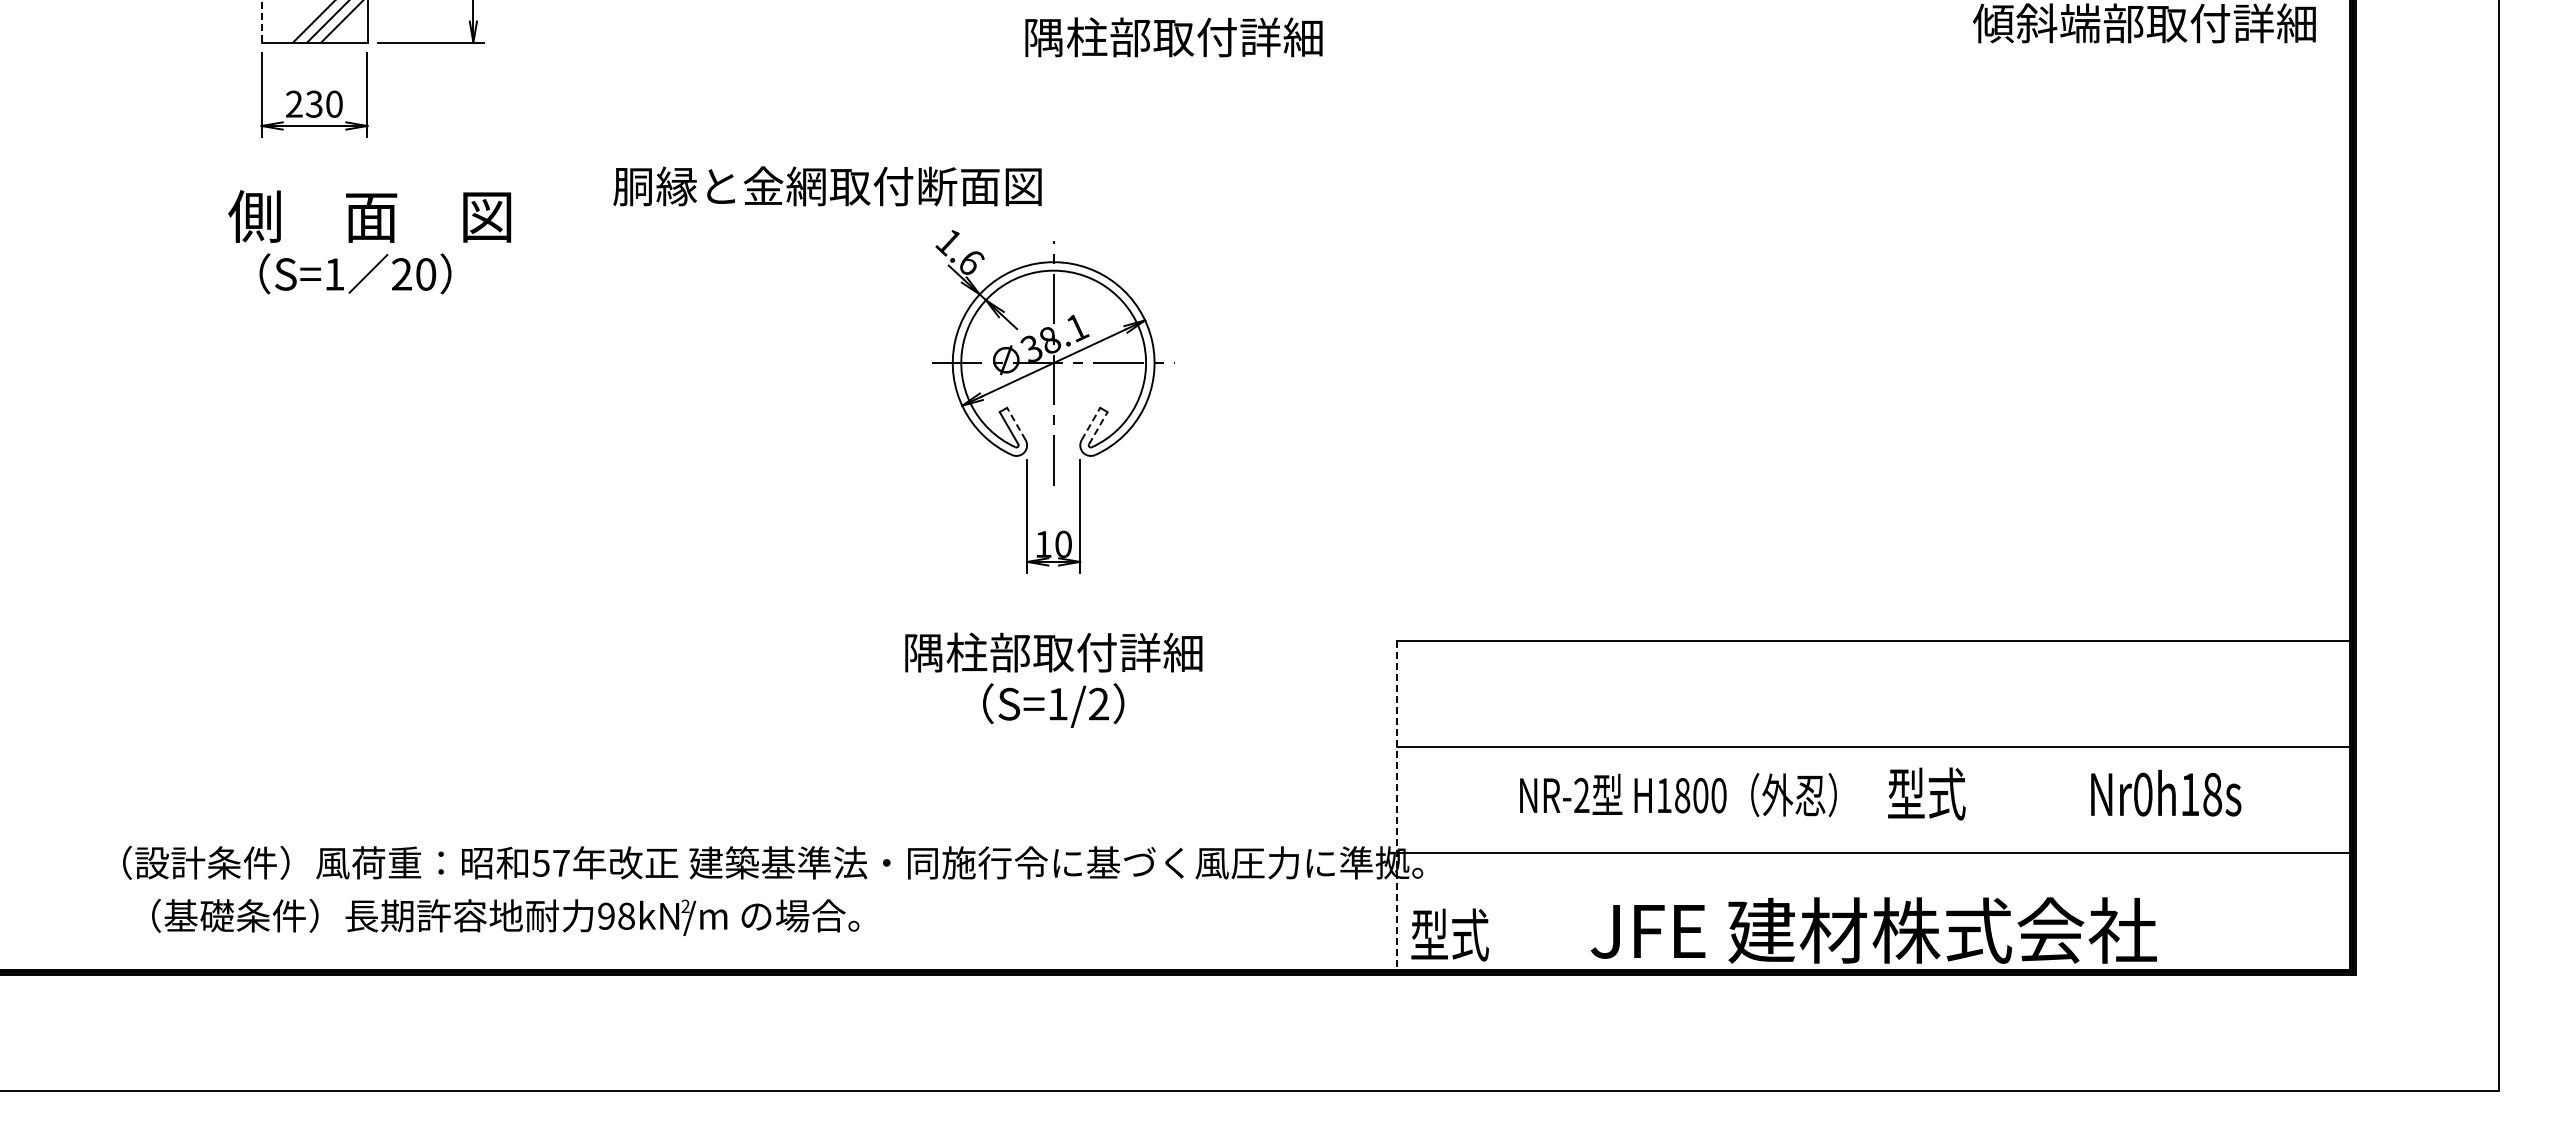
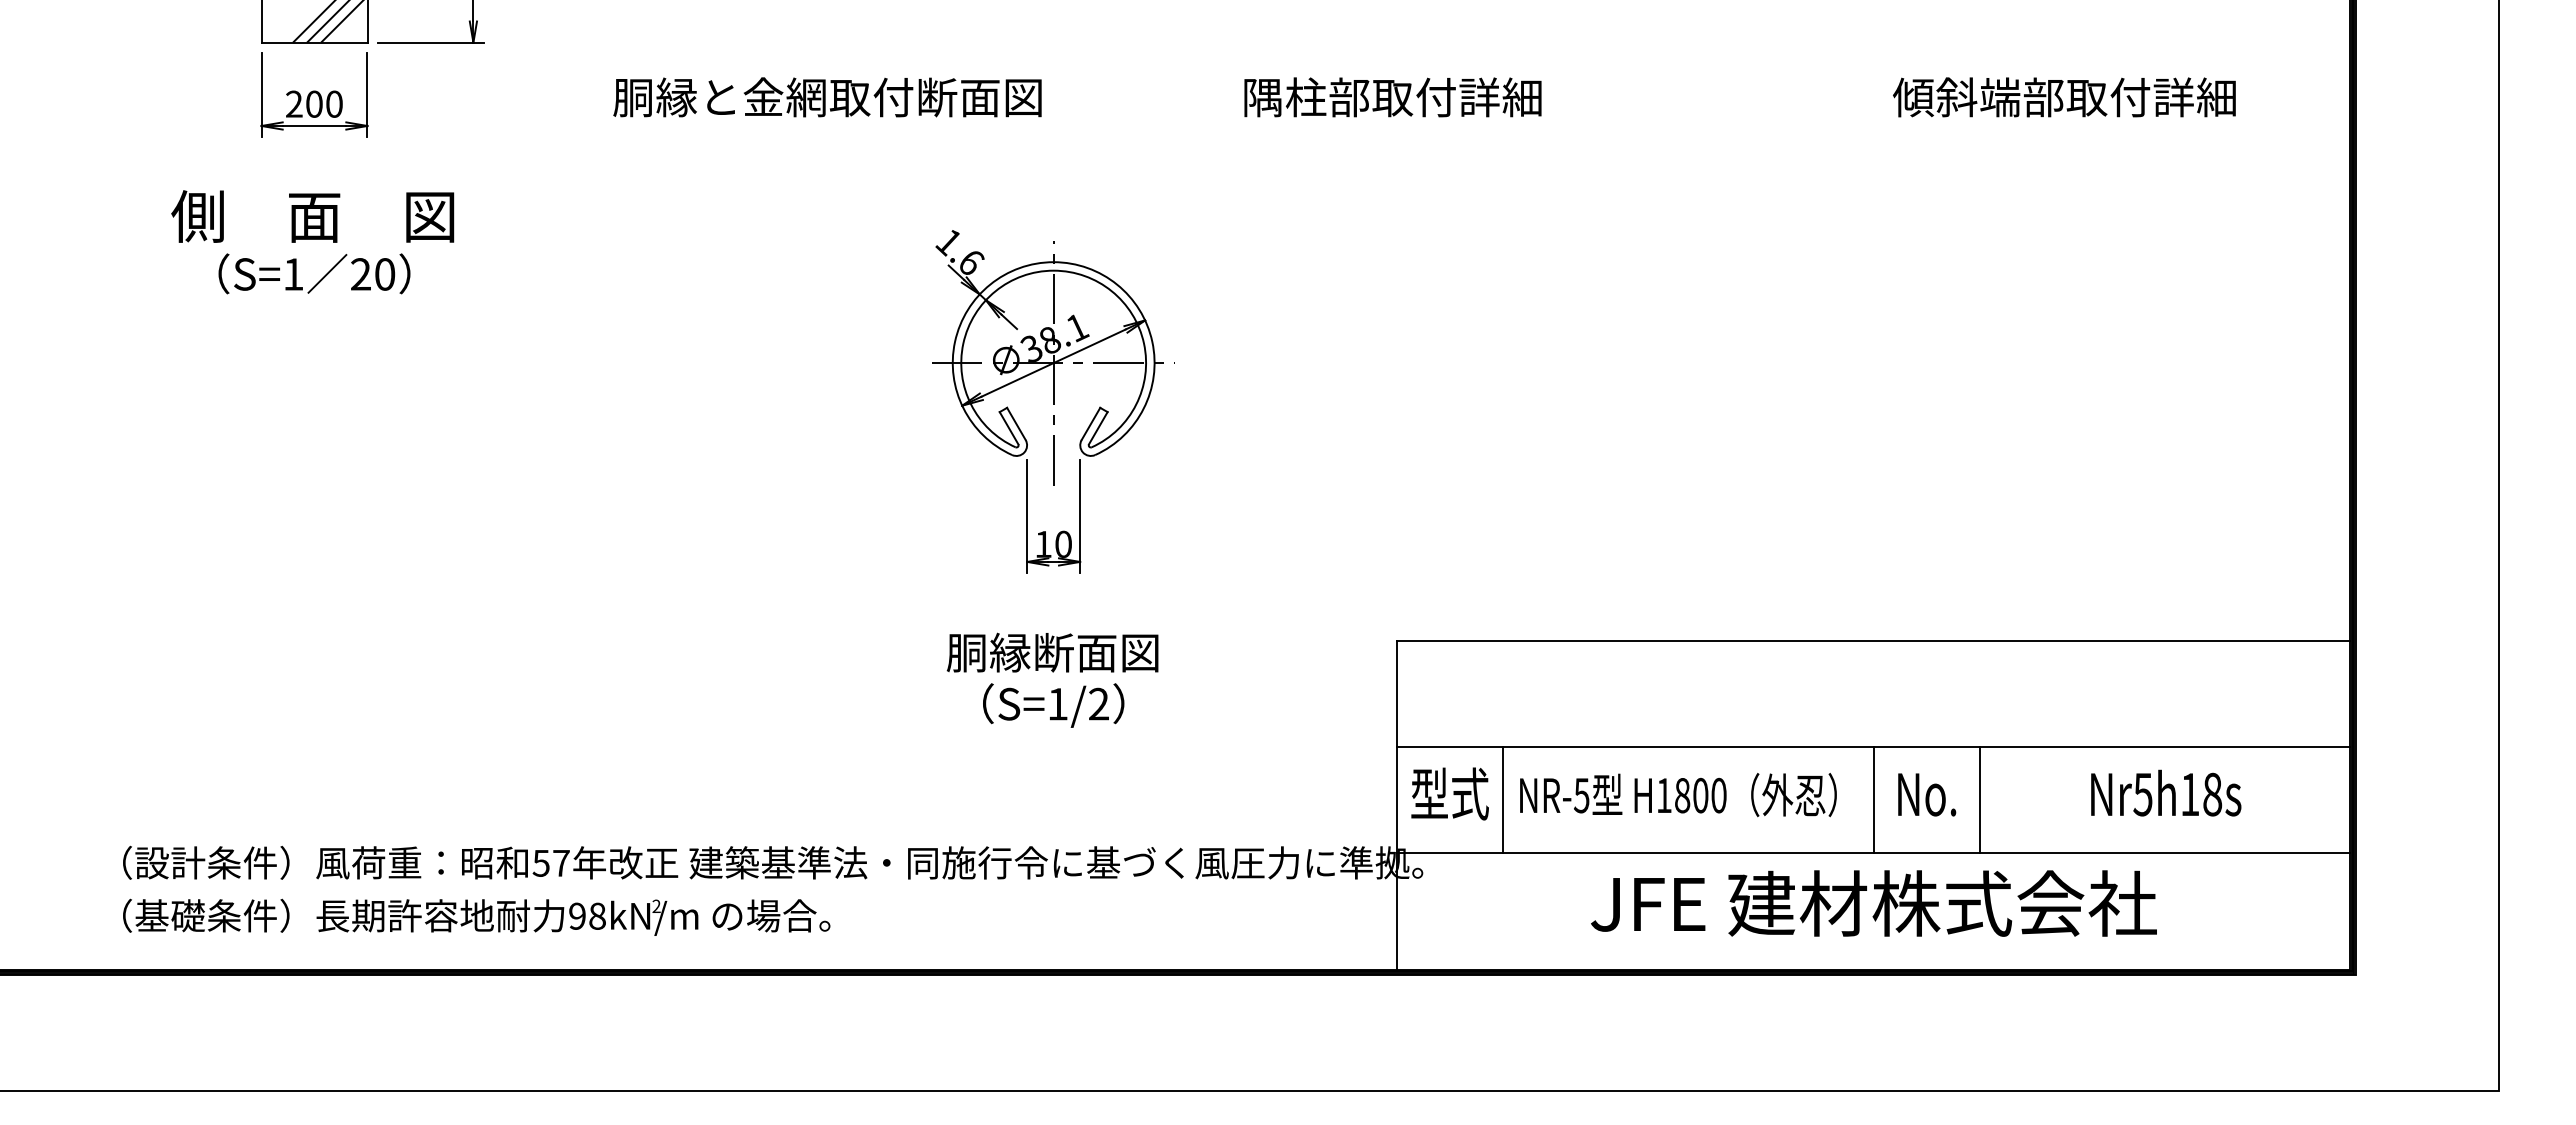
line: dashed -> solid (261, 21)
text position: (2144, 23) -> (2064, 97) (2064, 97)
text position: (1173, 37) -> (1392, 97) (1392, 97)
text: 230 -> 200 (313, 103)
text position: (827, 186) -> (827, 97) (827, 97)
text position: (369, 216) -> (312, 216) (312, 216)
text position: (355, 273) -> (314, 273) (314, 273)
line: dashed -> solid (1016, 423)
line: dashed -> solid (1090, 423)
line: dashed -> solid (1098, 428)
text: 隅柱部取付詳細 -> 胴縁断面図 (1053, 652)
text: 型式 -> No. (1926, 793)
text: Nr0h18s -> Nr5h18s (2142, 794)
text: NR-2 -> NR-5 (1581, 795)
line: none -> present (1502, 800)
line: none -> present (1873, 800)
line: none -> present (1979, 800)
line: dashed -> solid (1396, 805)
text position: (505, 916) -> (476, 916) (476, 916)
text position: (1873, 930) -> (1873, 903) (1873, 903)
text position: (1449, 934) -> (1449, 793) (1449, 793)
